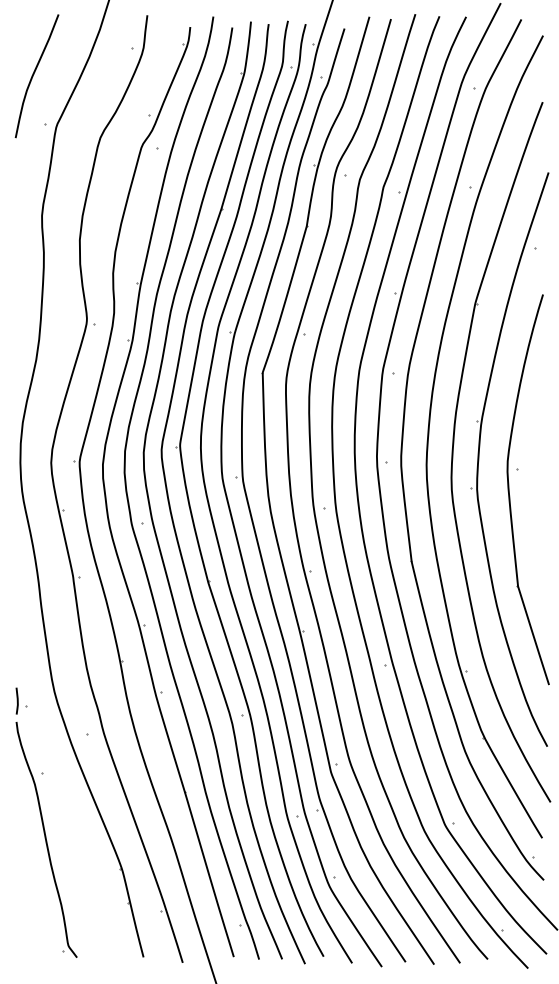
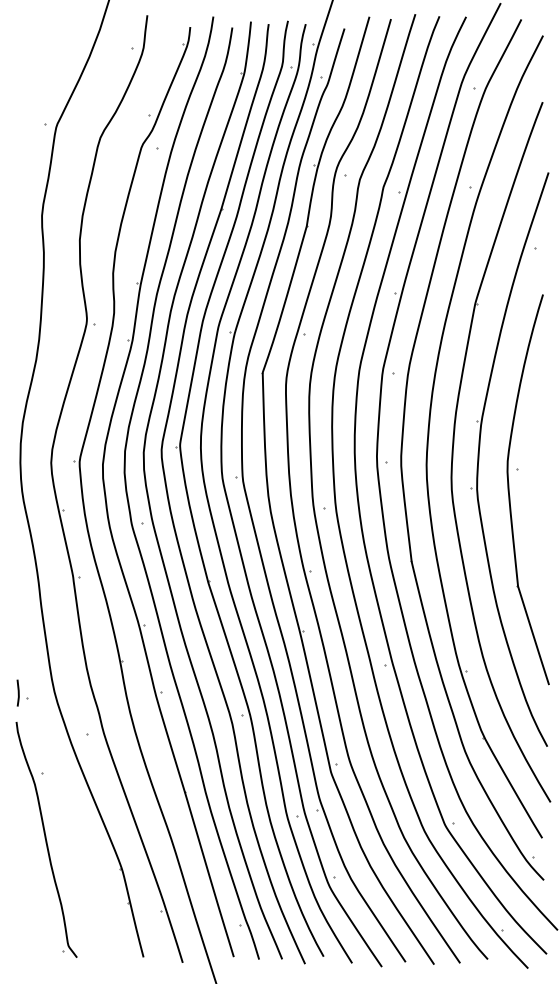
curve: present -> none (34, 74)
part position: (21, 700) -> (22, 692) (22, 692)
